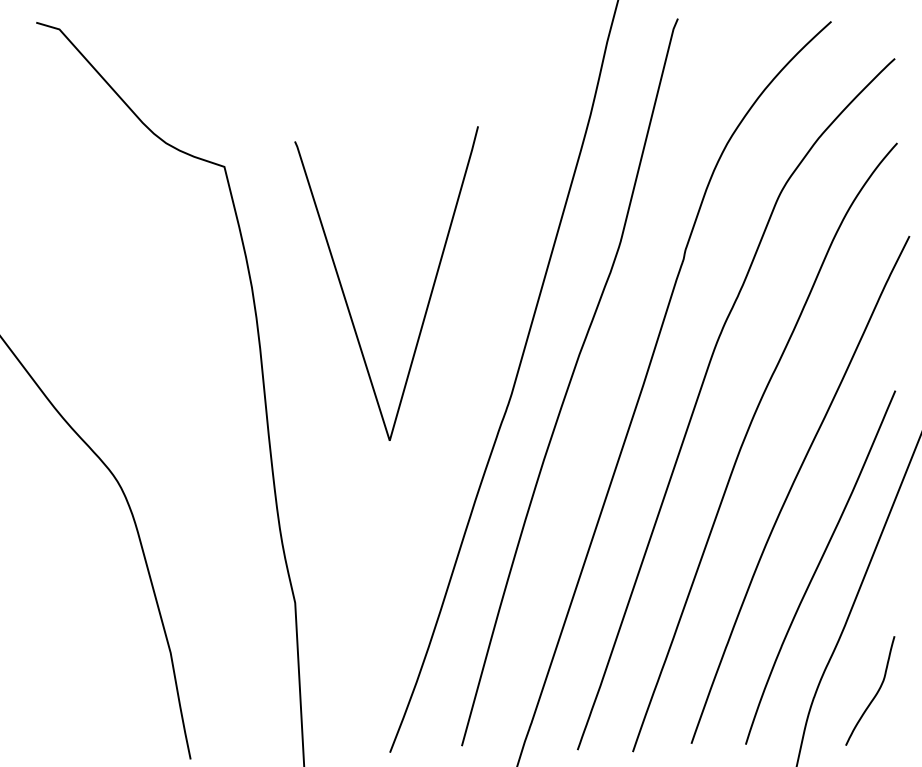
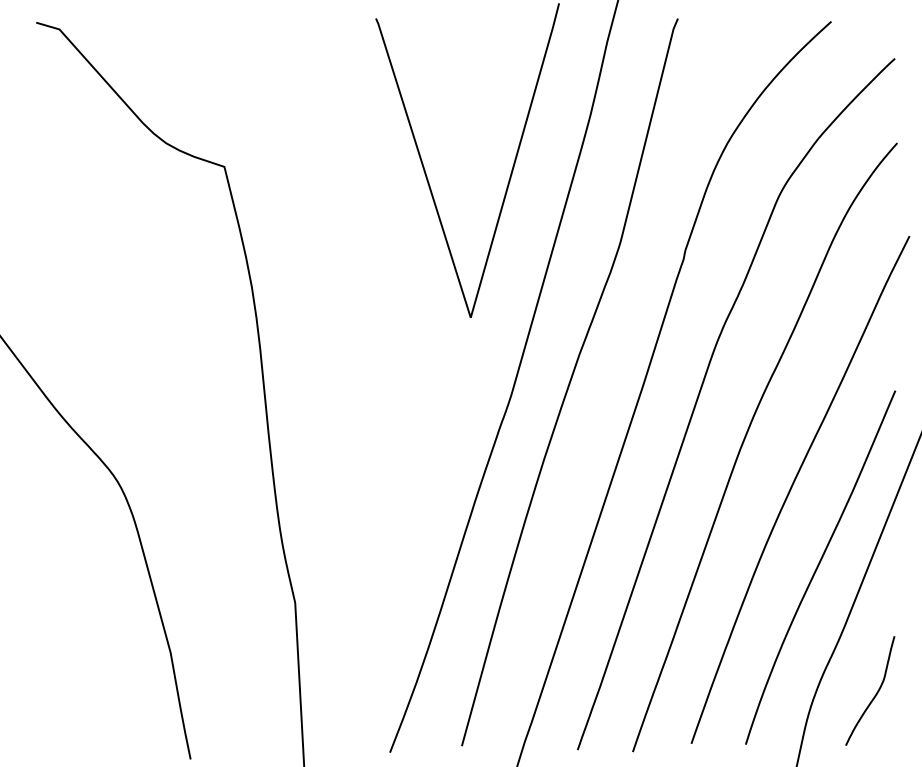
line position: (344, 292) -> (425, 169) (425, 169)
